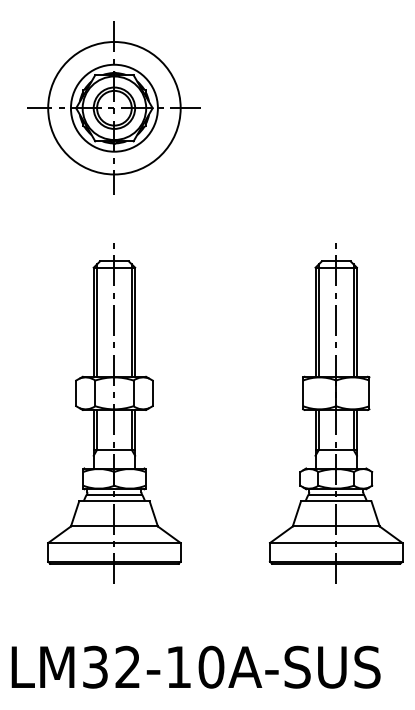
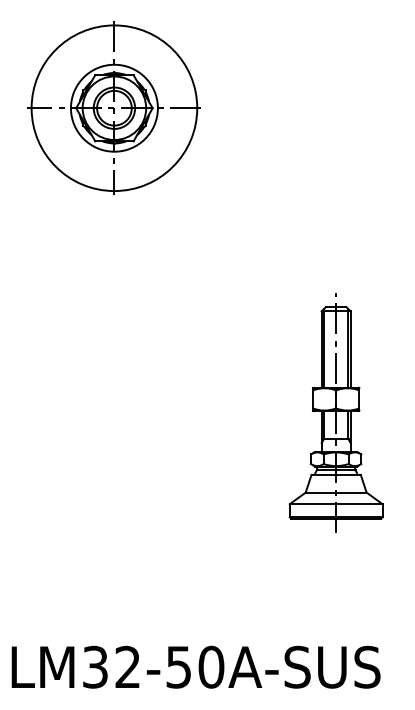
circle diameter: 132 px -> 166 px (114, 108)
part: present -> none (114, 413)
part size: 136x341 px -> 96x240 px (335, 412)
text: LM32-10A-SUS -> LM32-50A-SUS (178, 667)
